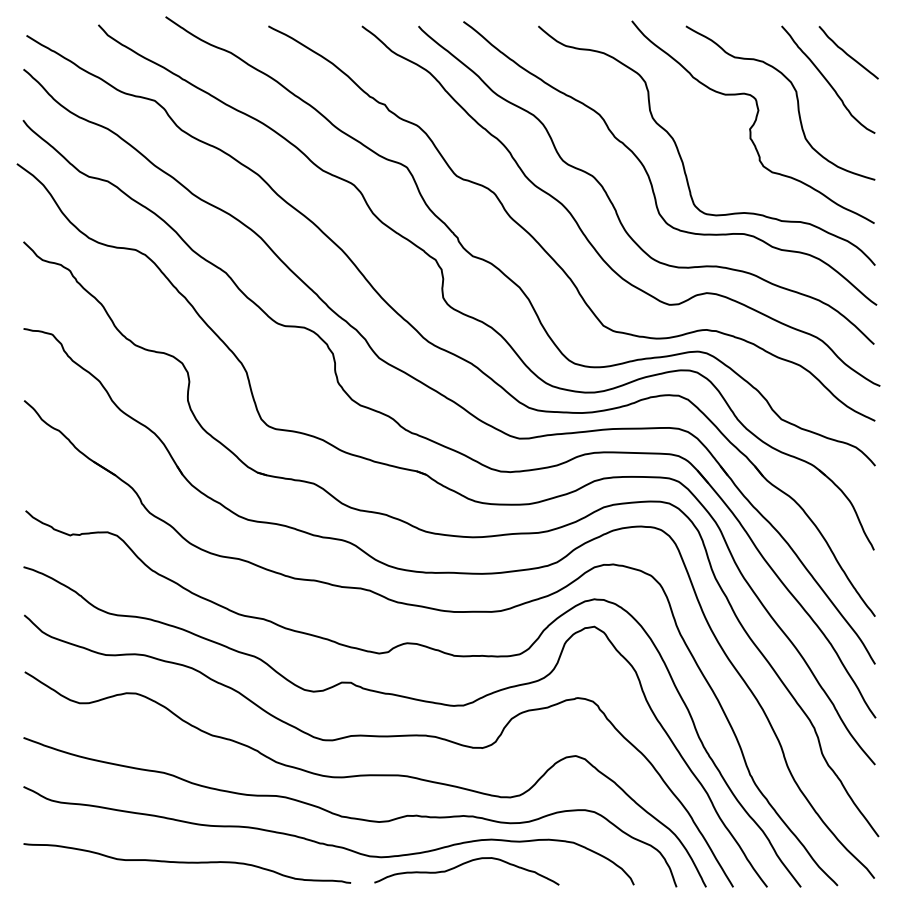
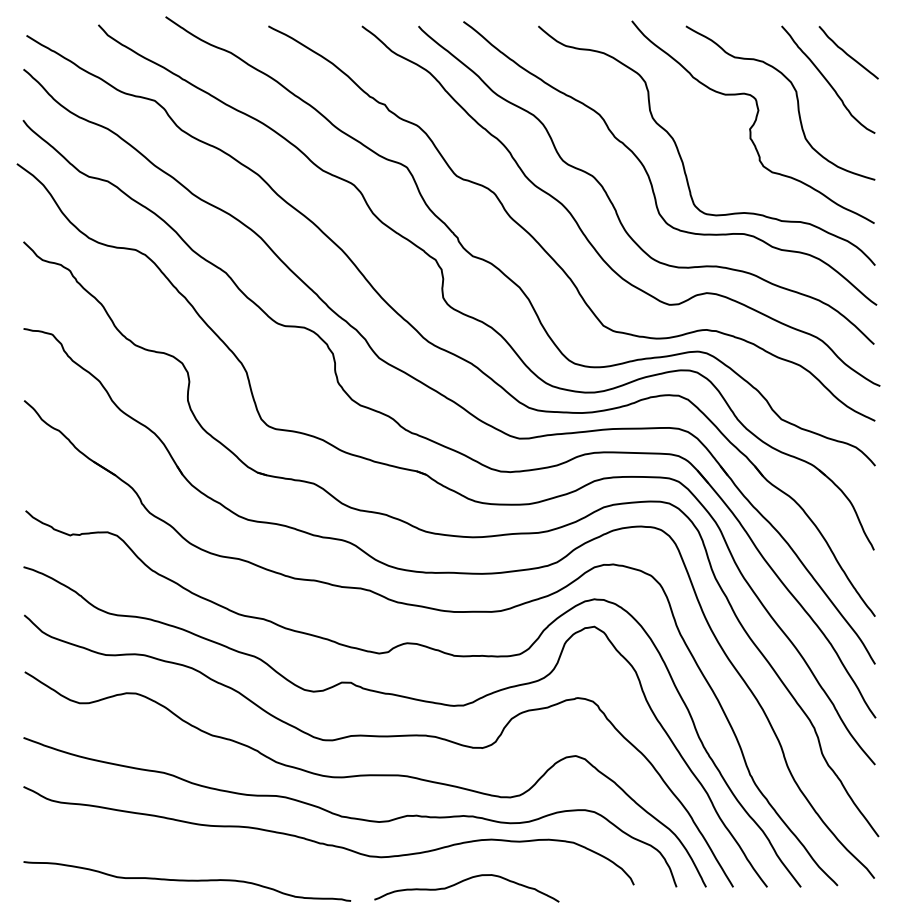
curve position: (187, 863) -> (187, 881) (187, 881)
curve position: (462, 865) -> (462, 882) (462, 882)
